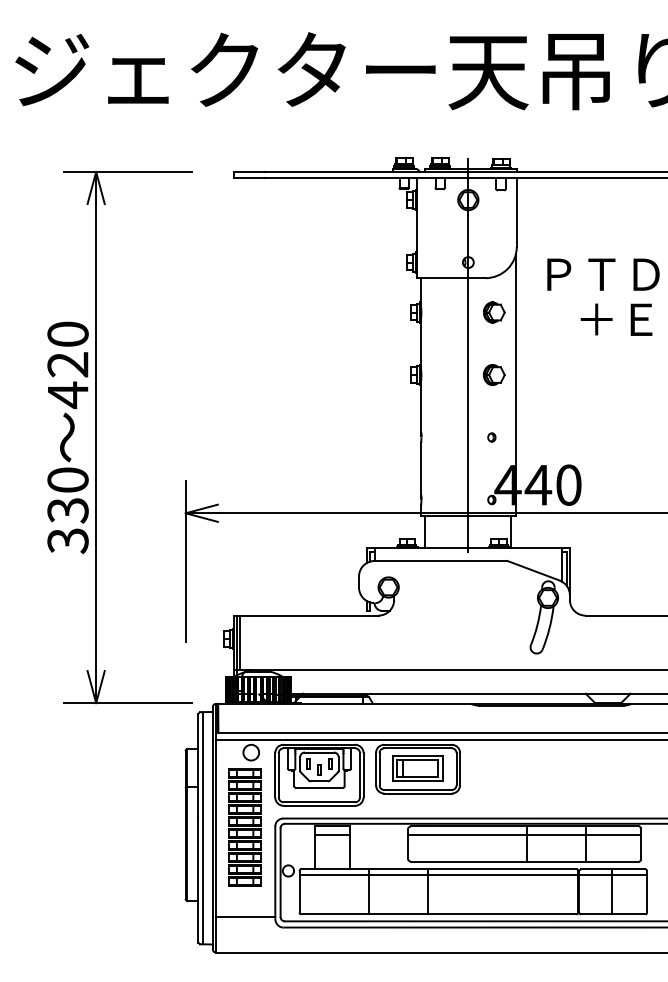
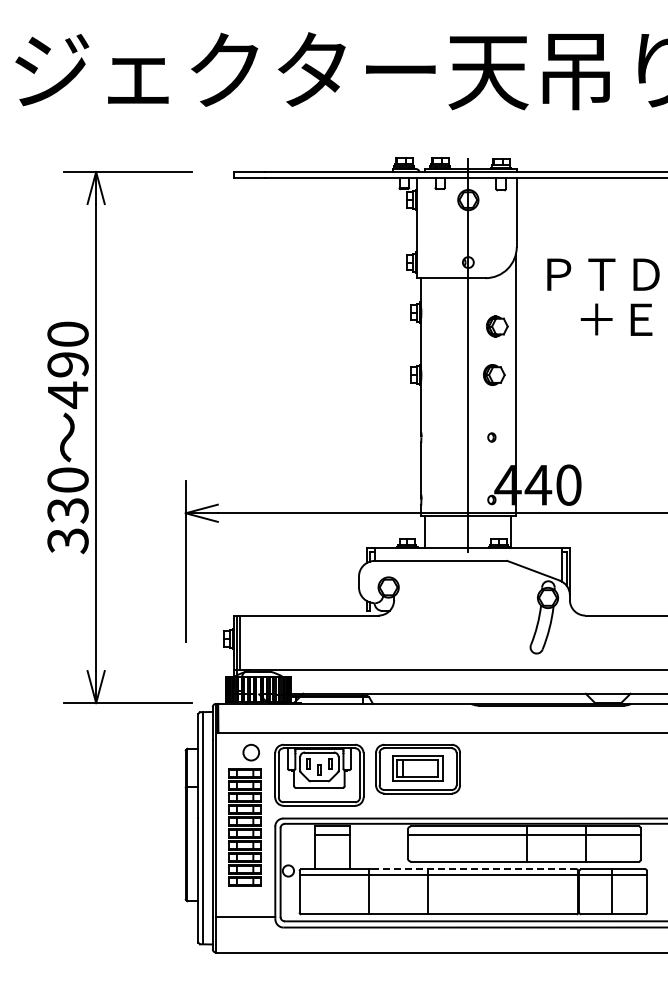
part position: (494, 312) -> (497, 326) (497, 326)
text: 420 -> 490 (67, 364)
line: present -> none (440, 739)
line: solid -> dashed (473, 869)
